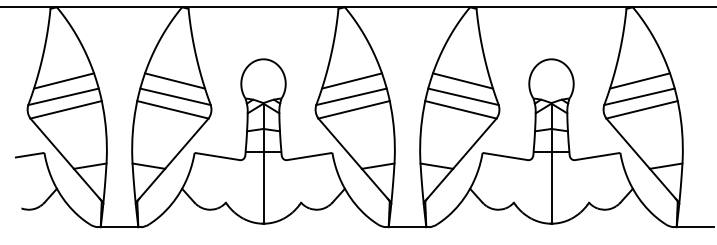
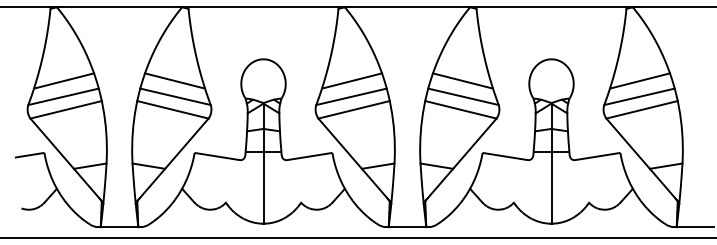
line: none -> present (357, 237)
